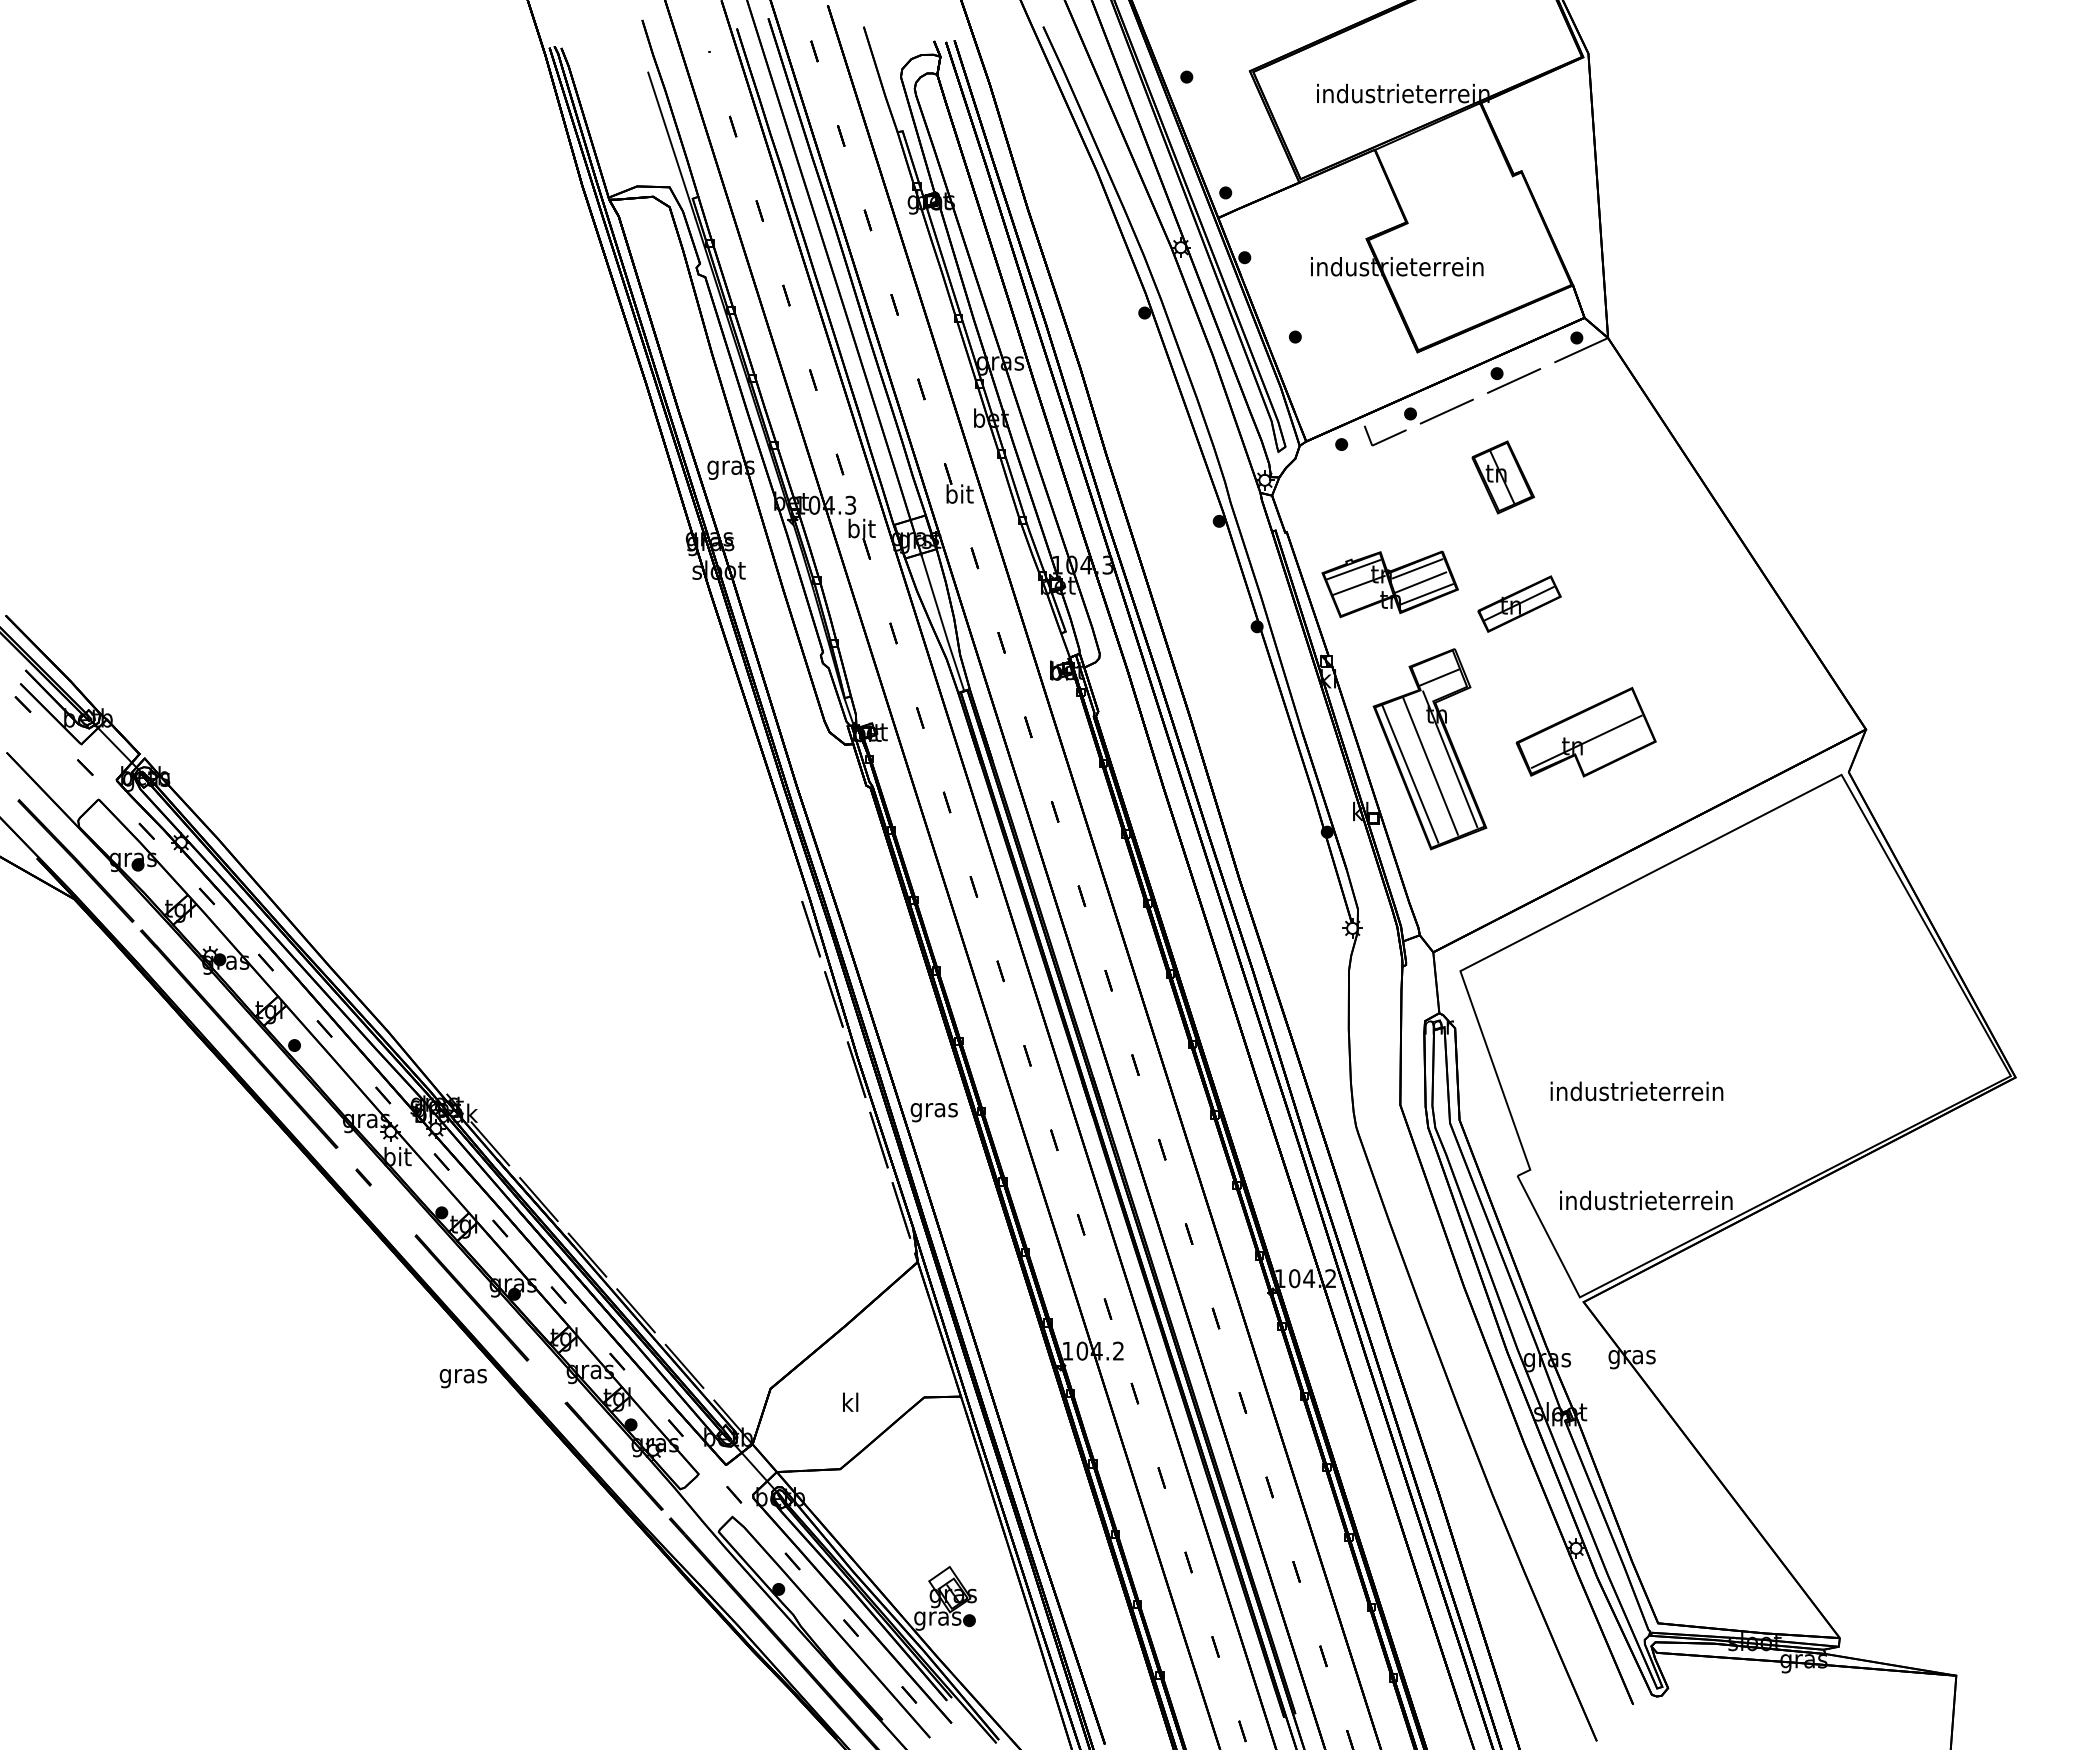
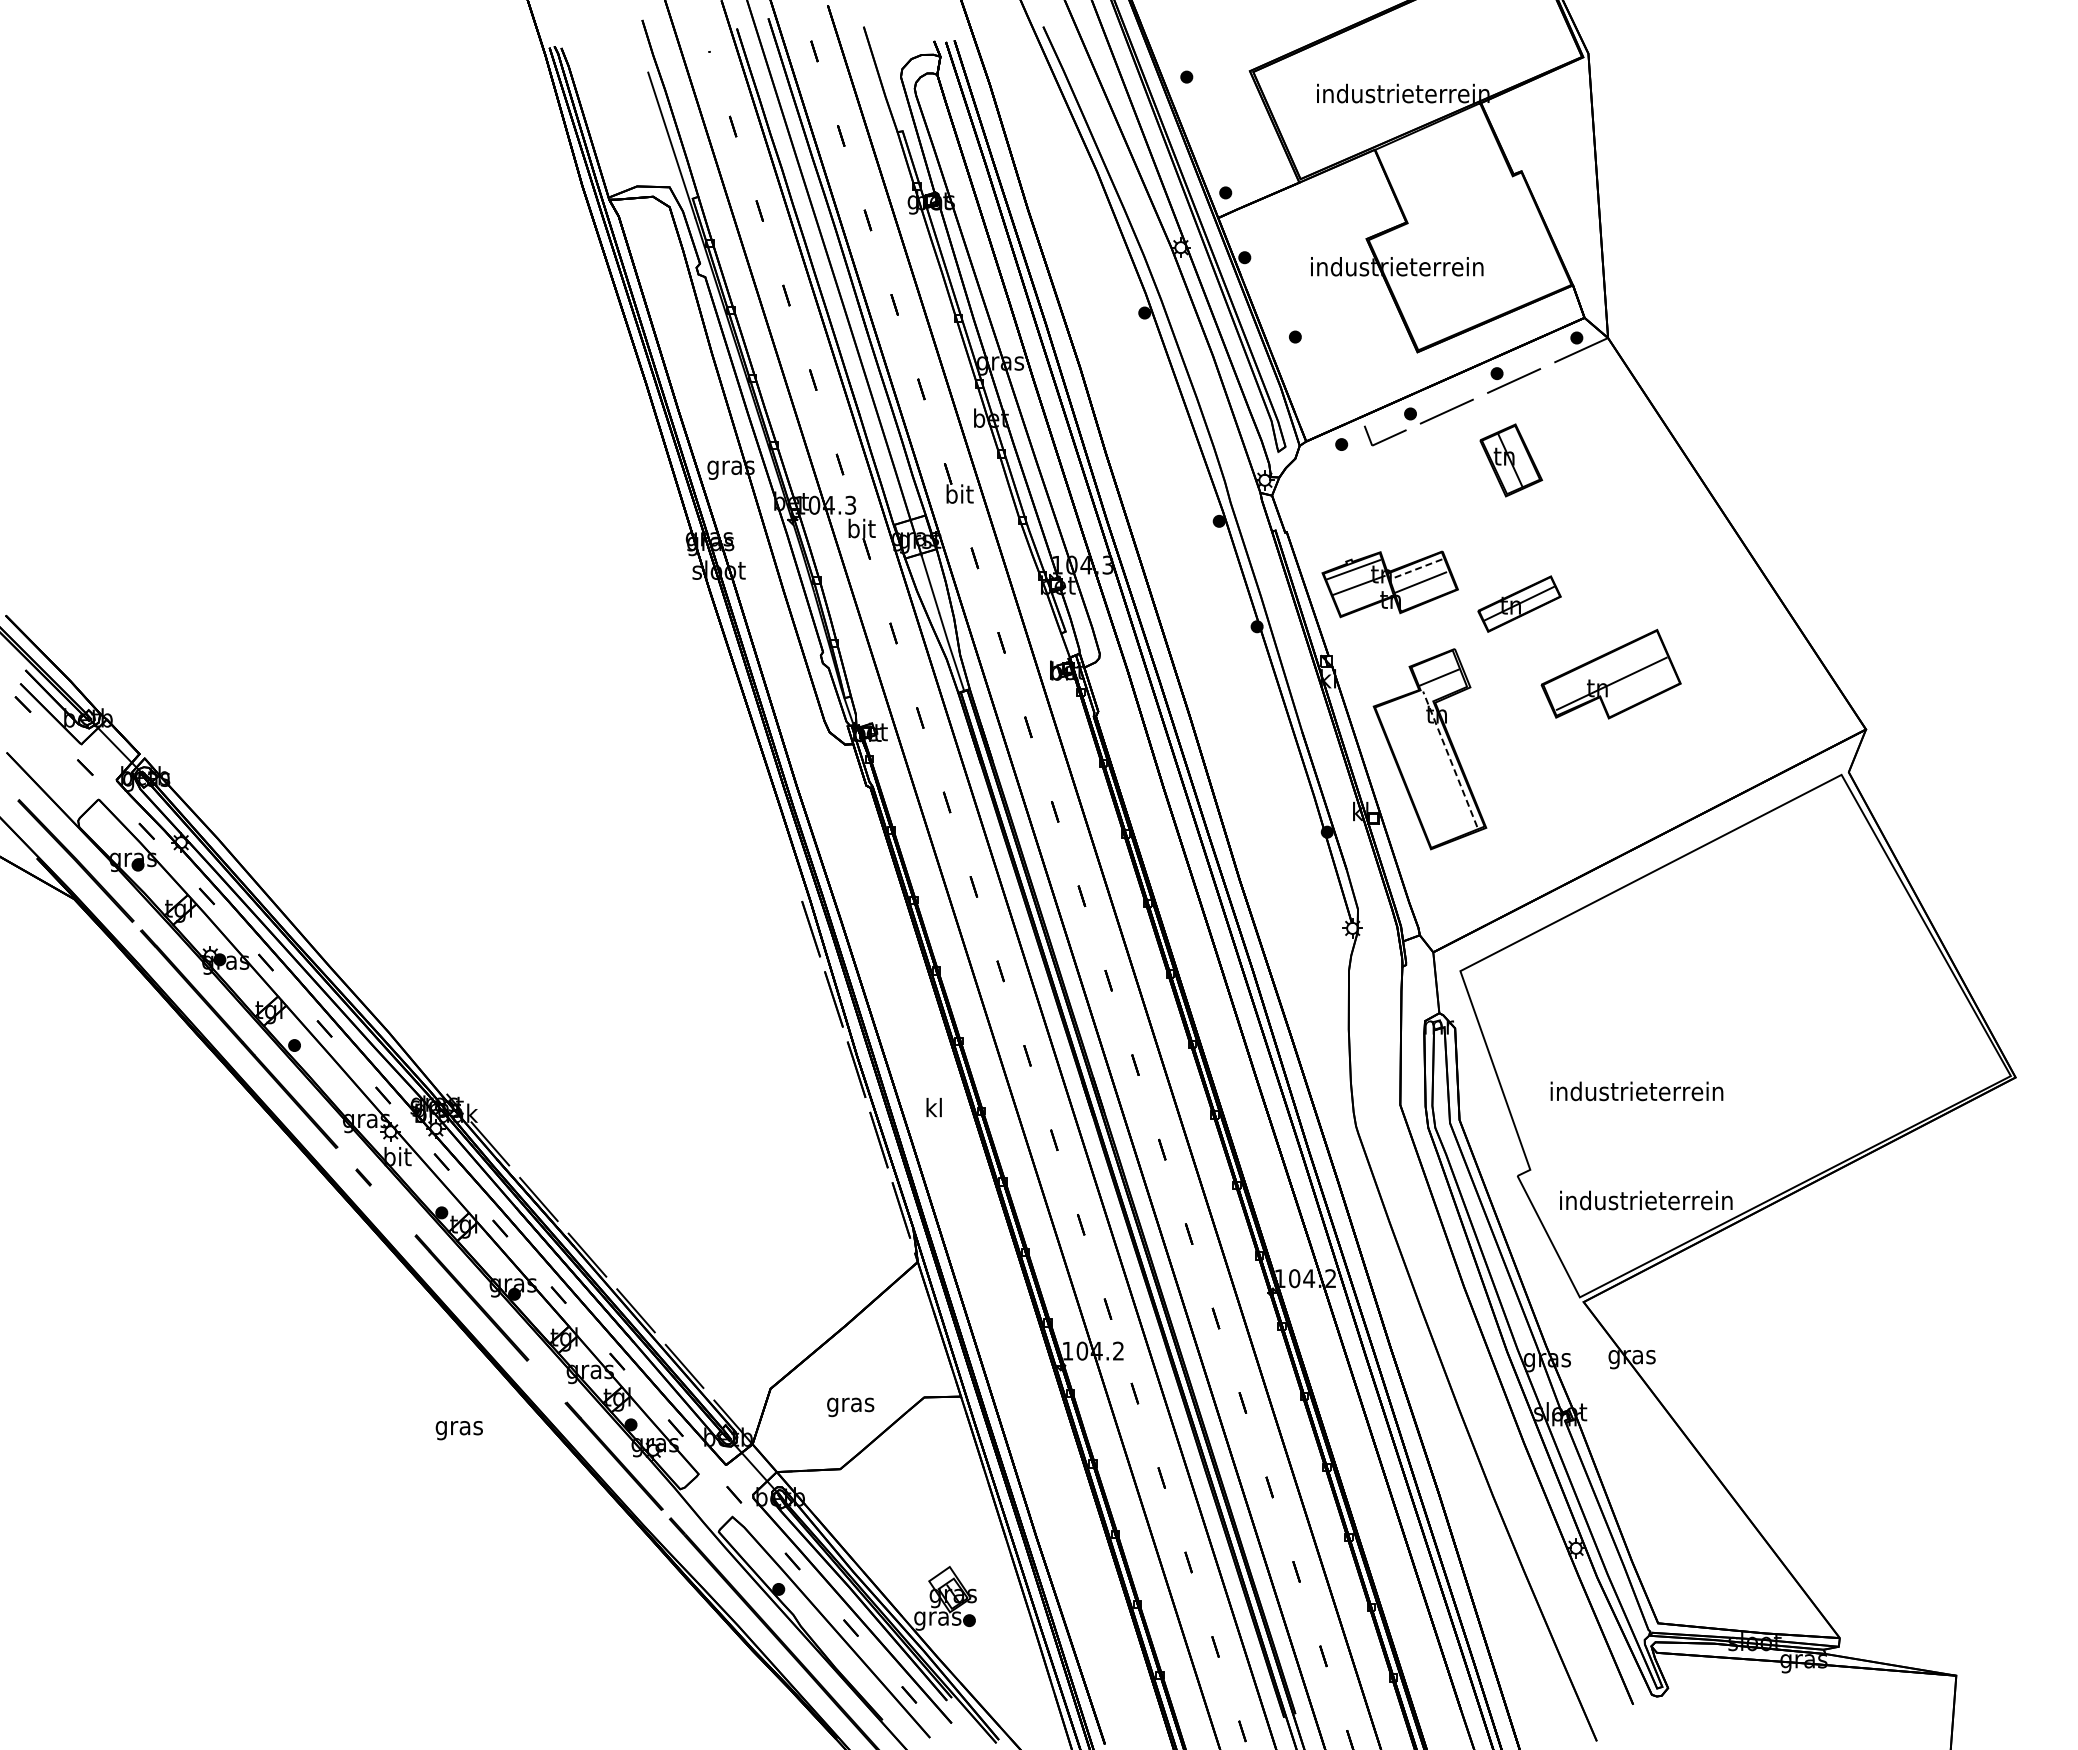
part position: (1503, 477) -> (1511, 460) (1511, 460)
line: solid -> dashed (1417, 569)
line: present -> none (1425, 594)
part position: (1585, 731) -> (1610, 673) (1610, 673)
line: solid -> dashed (1450, 759)
line: present -> none (1430, 765)
line: present -> none (1410, 773)
text: gras -> kl (933, 1109)
text position: (462, 1378) -> (458, 1430) (458, 1430)
text: kl -> gras (850, 1404)
